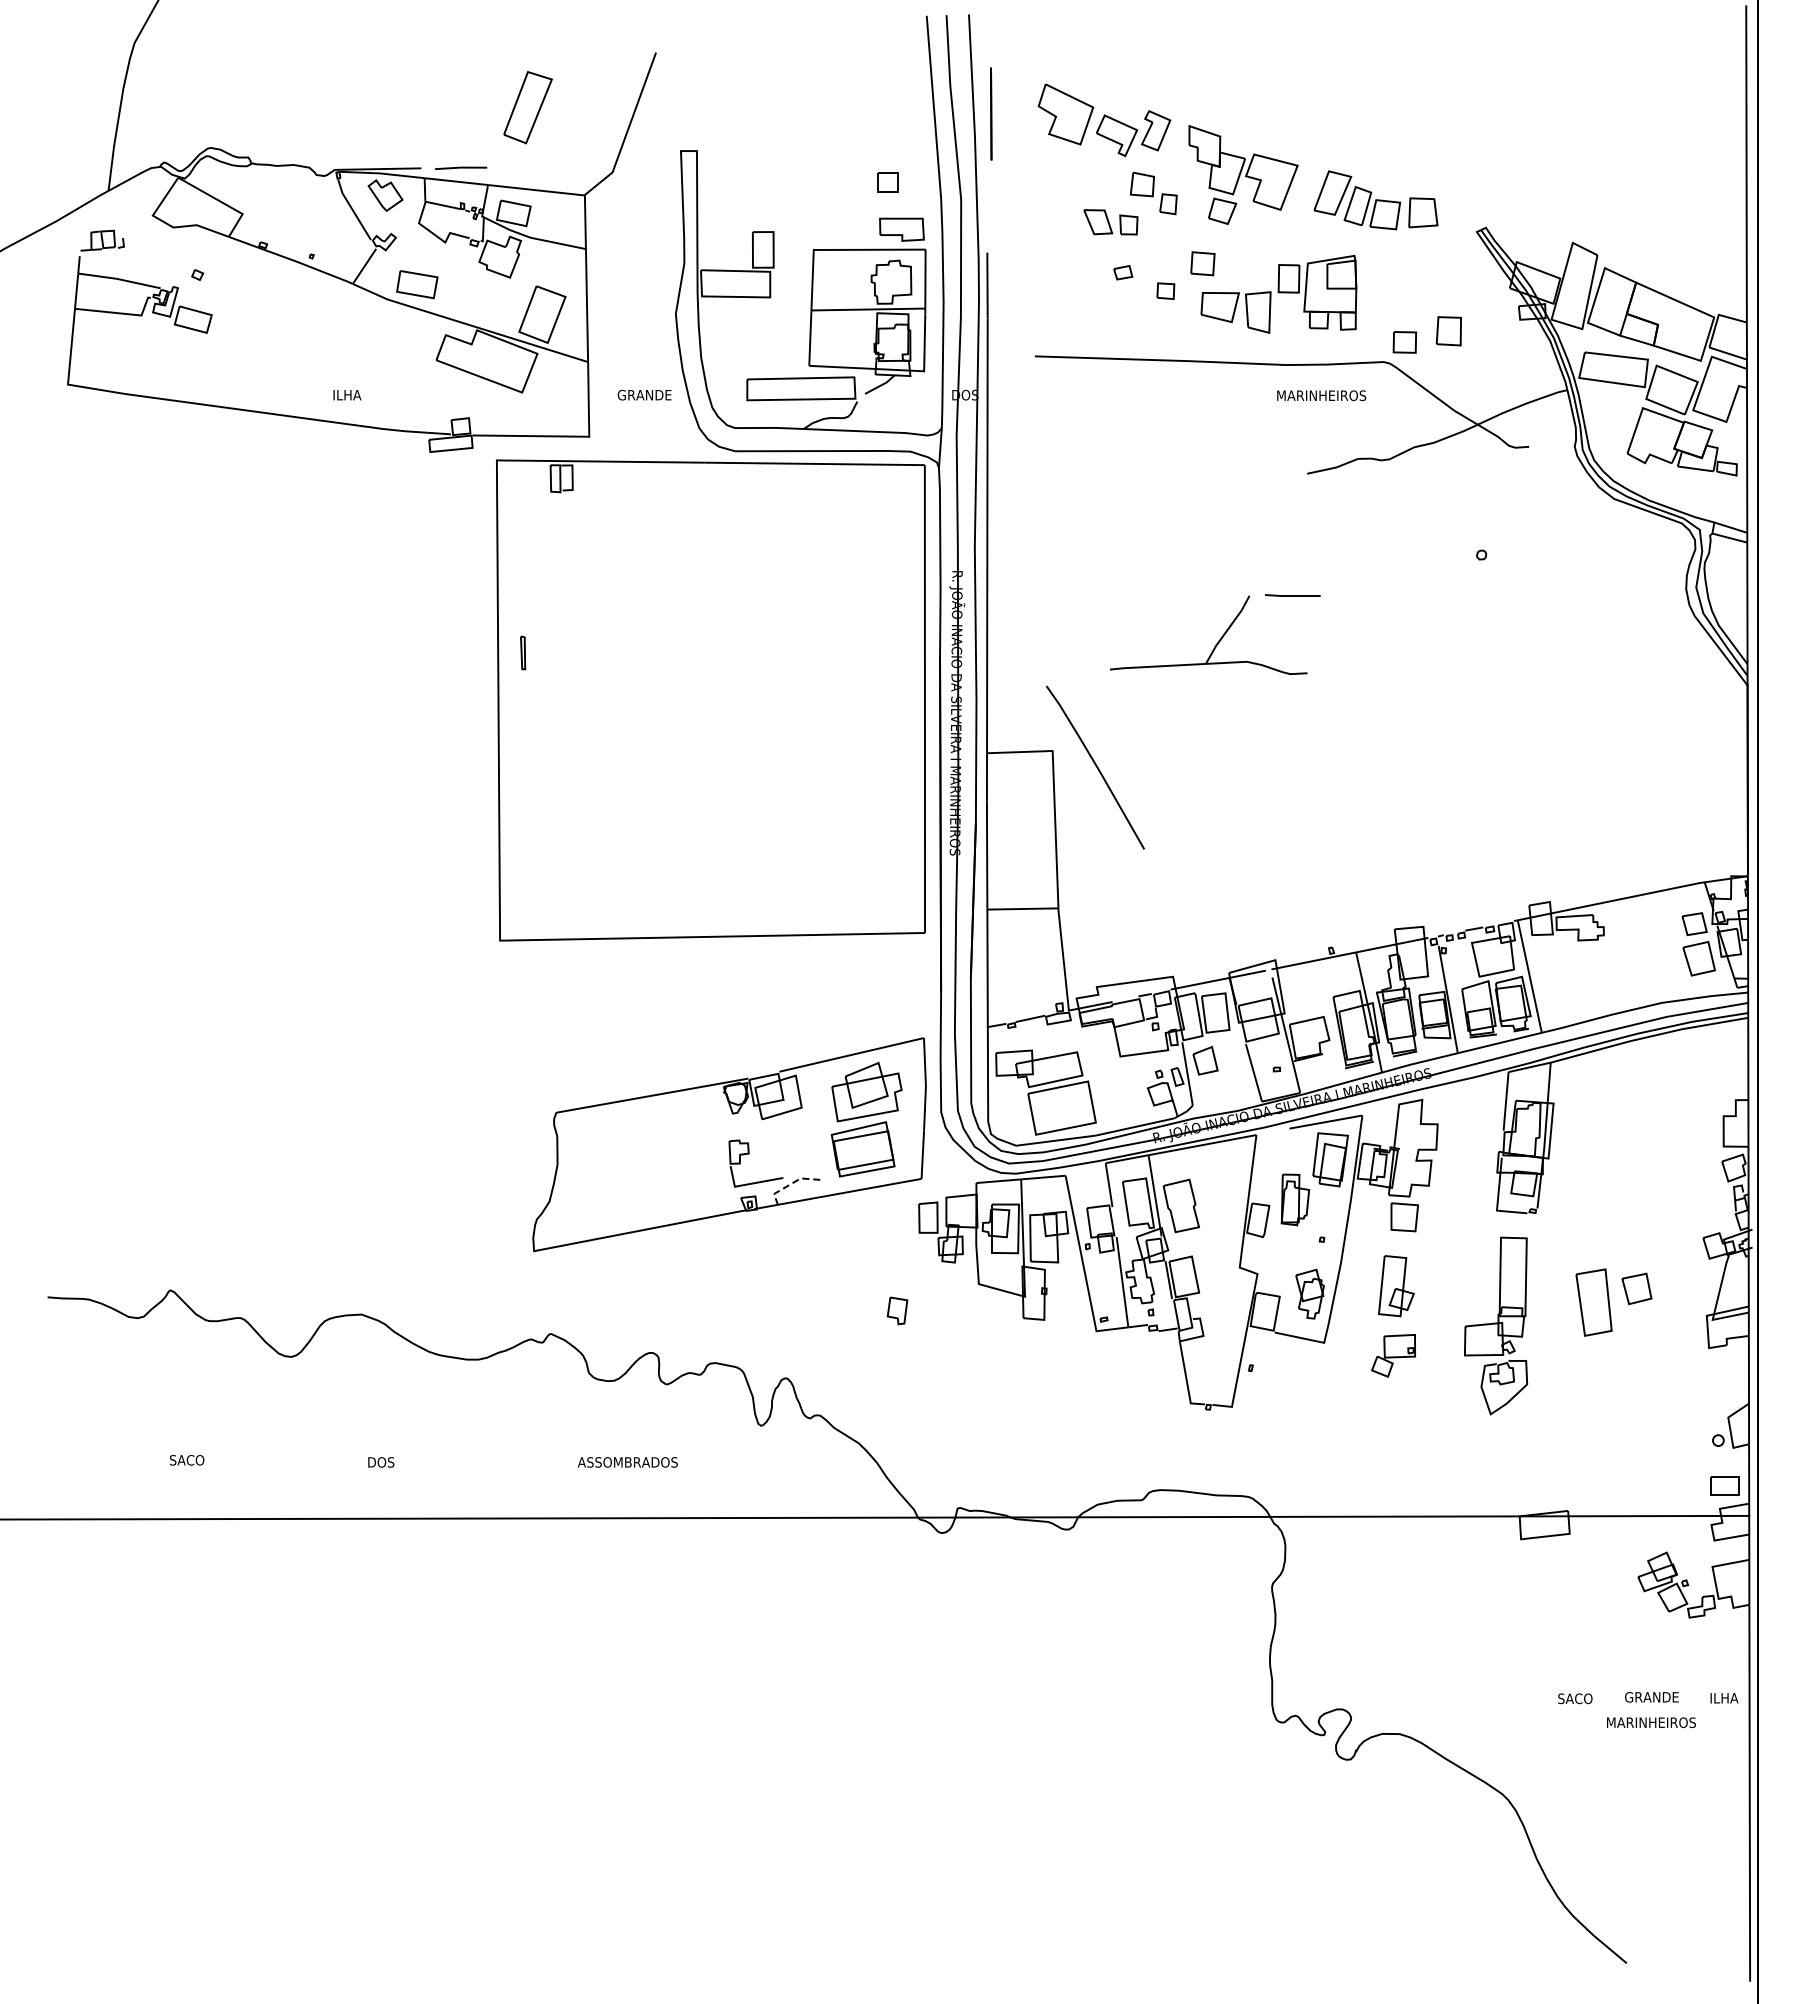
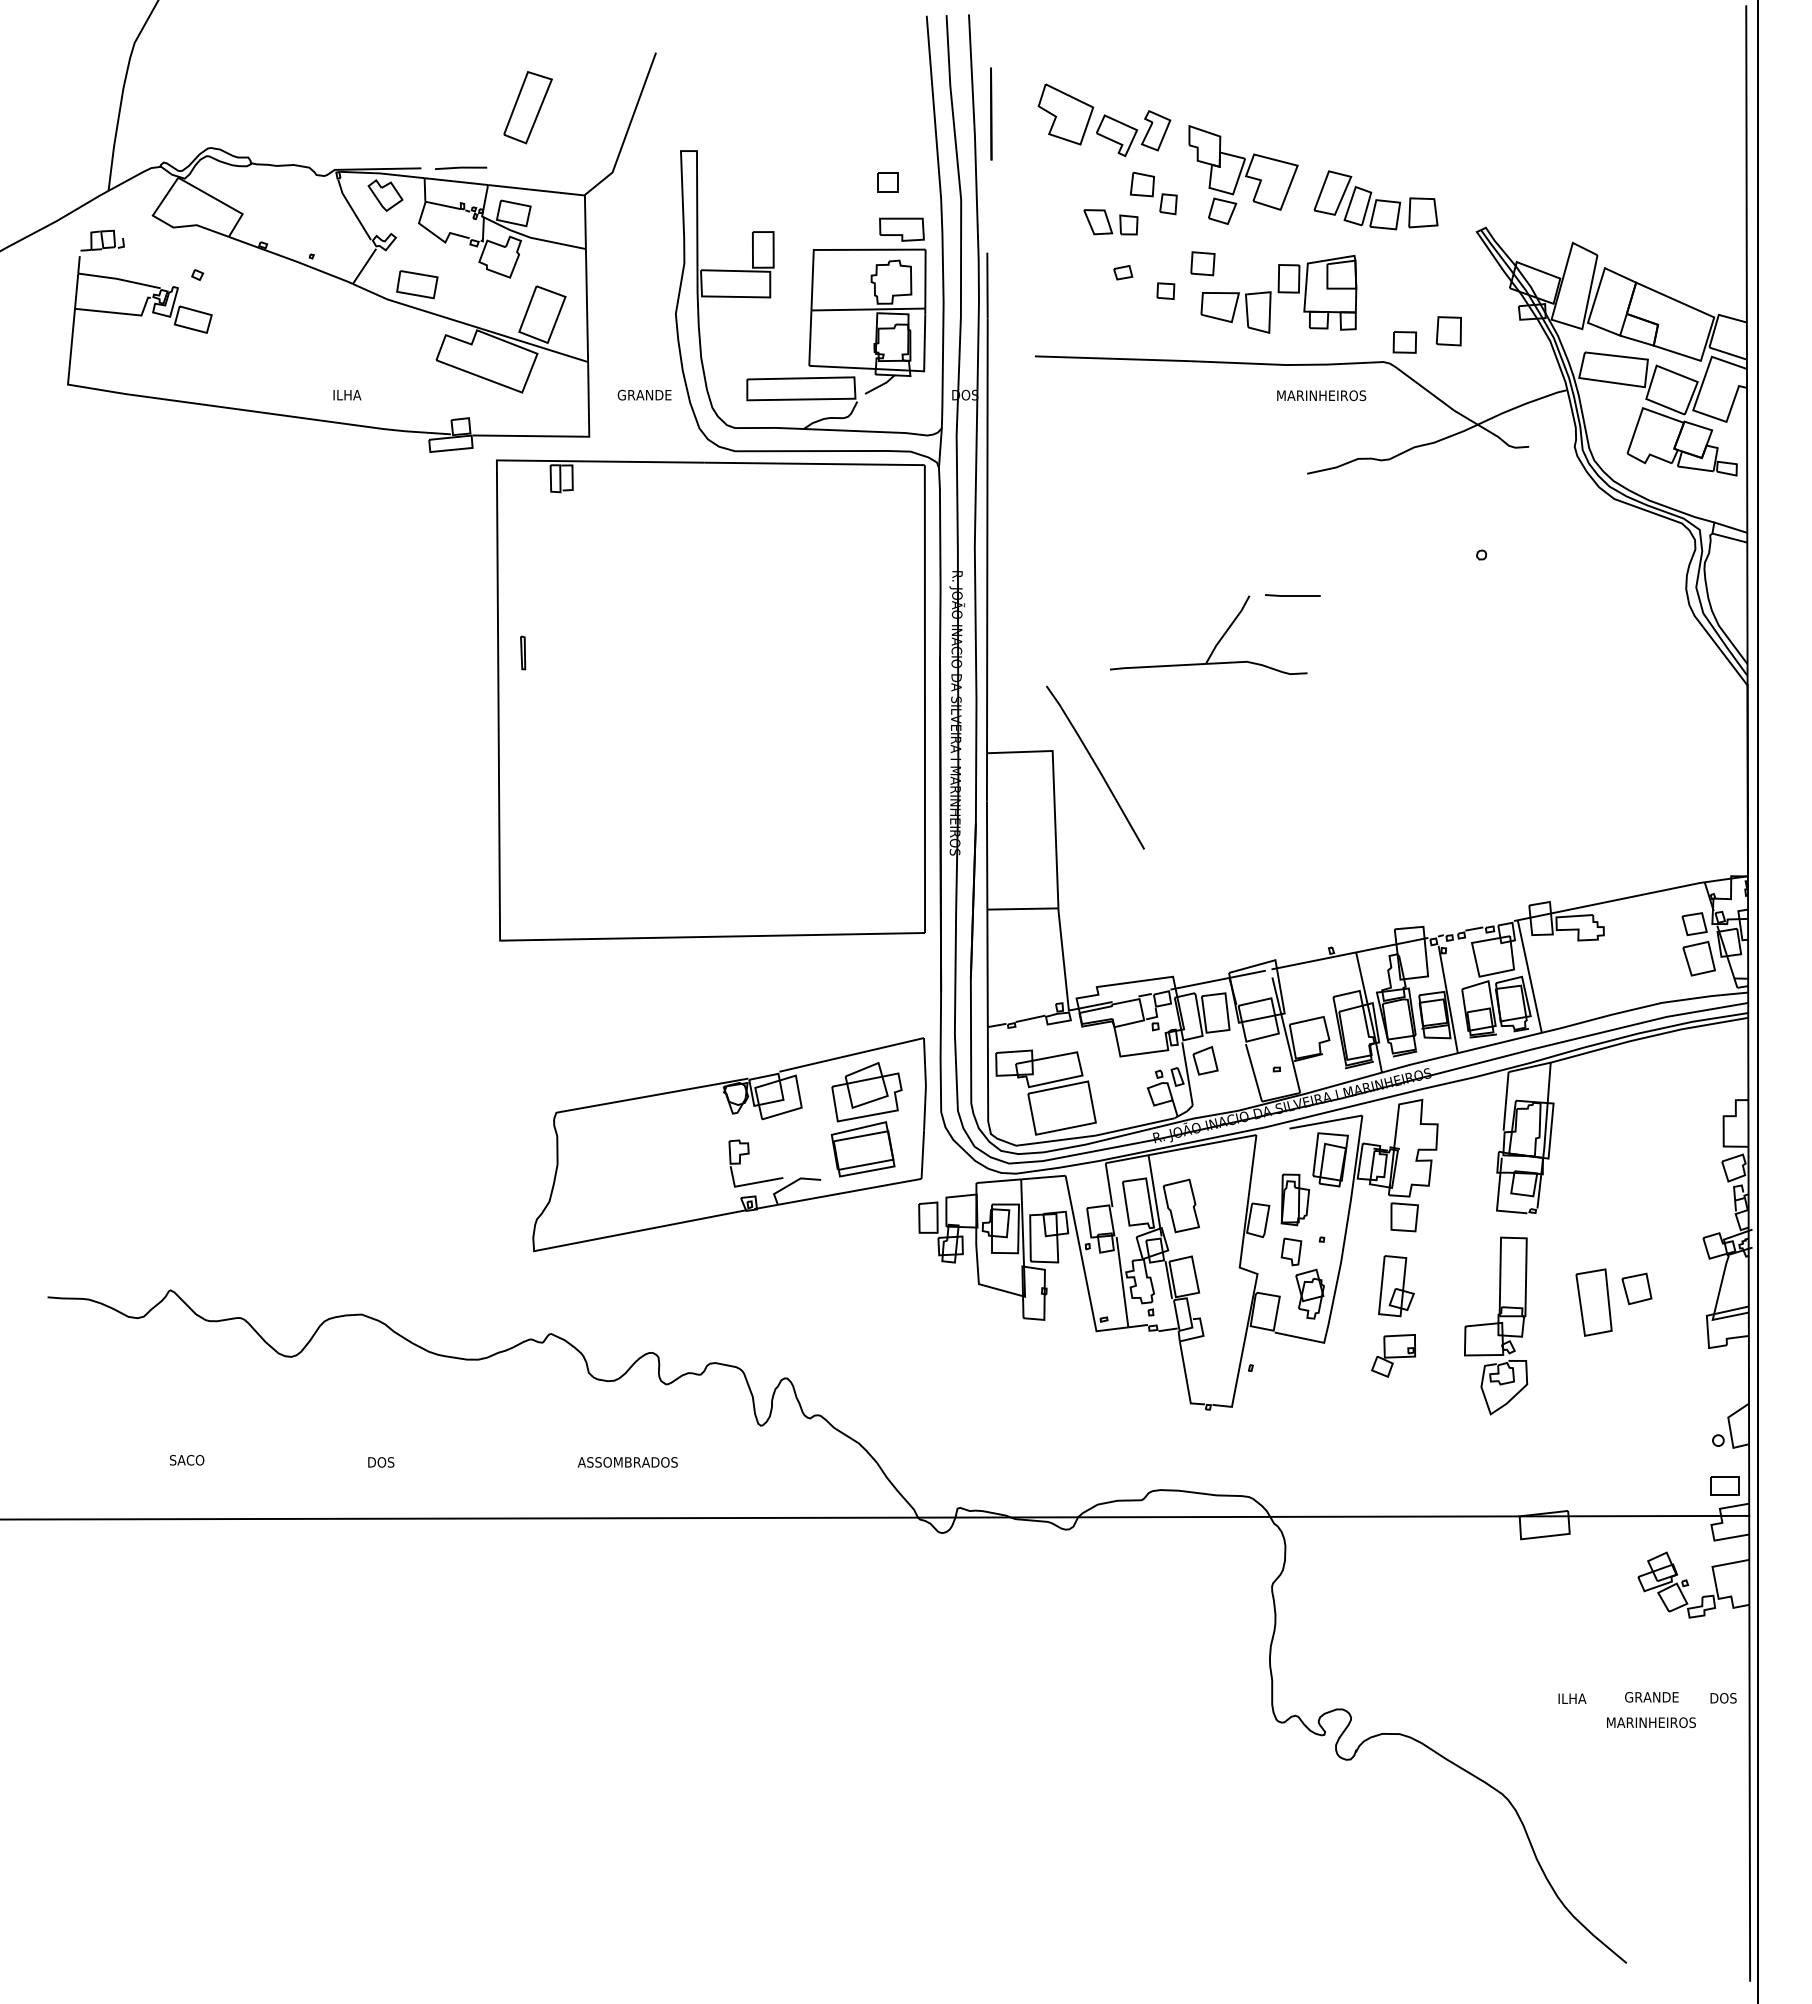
line: dashed -> solid (791, 1183)
part position: (897, 1310) -> (1291, 1251) (1291, 1251)
text: SACO -> ILHA (1575, 1698)
text: ILHA -> DOS (1724, 1698)
